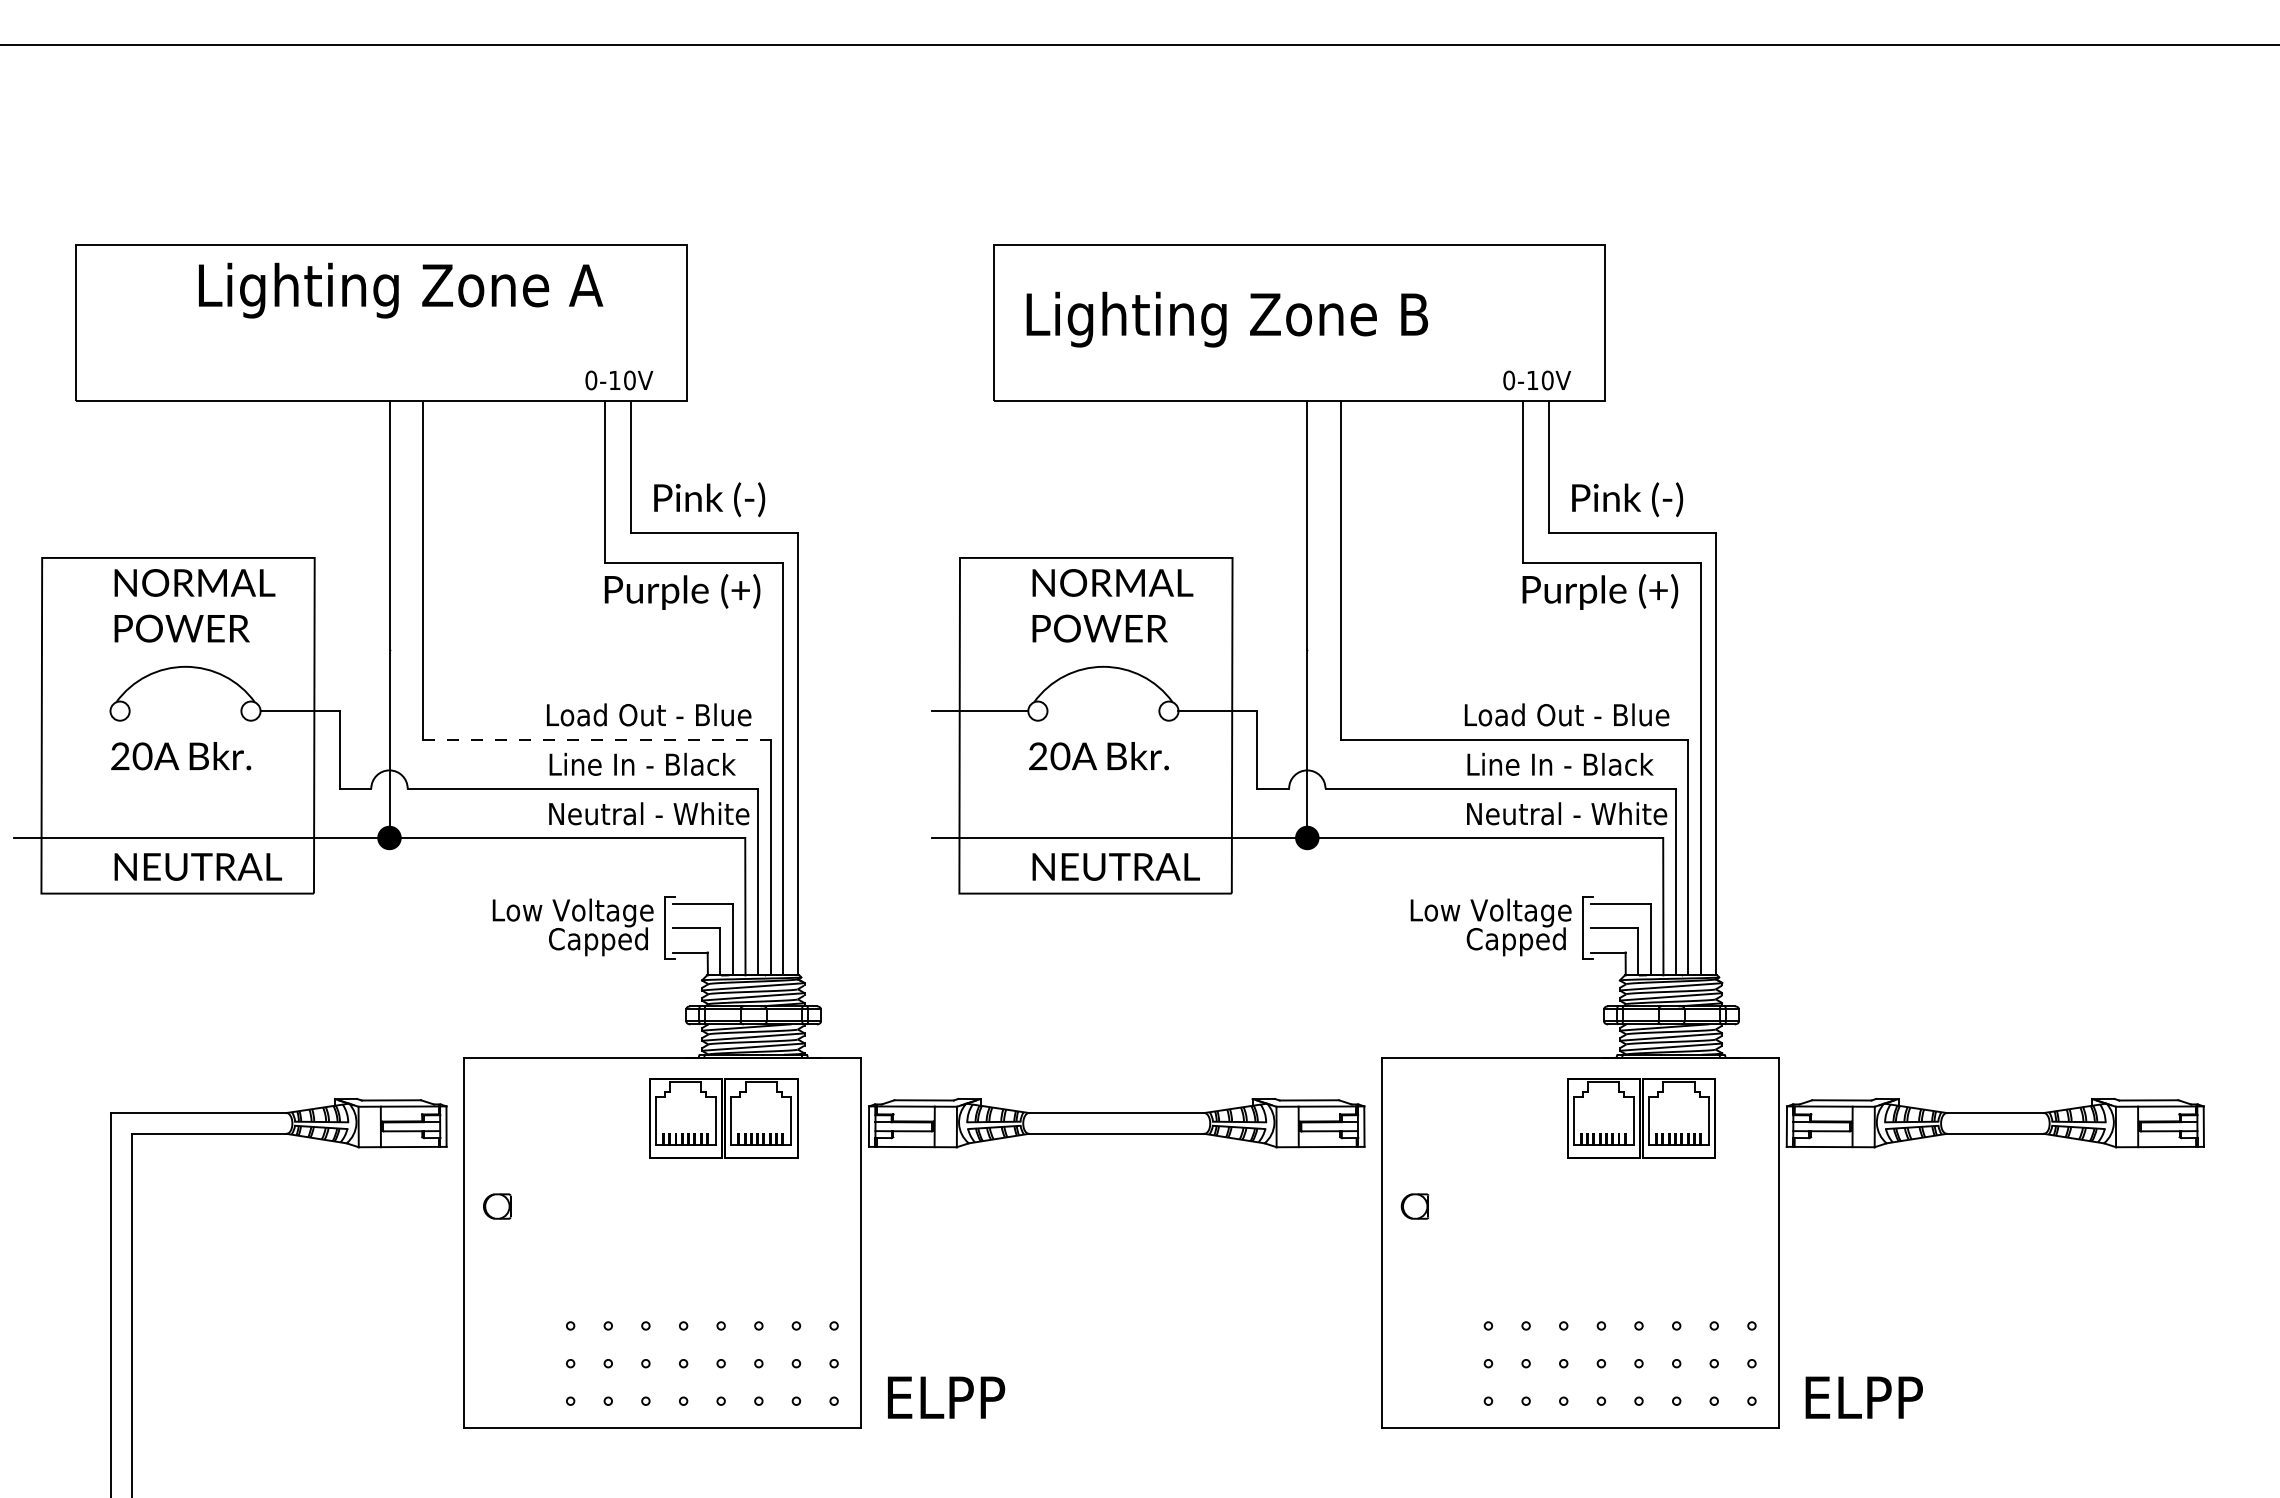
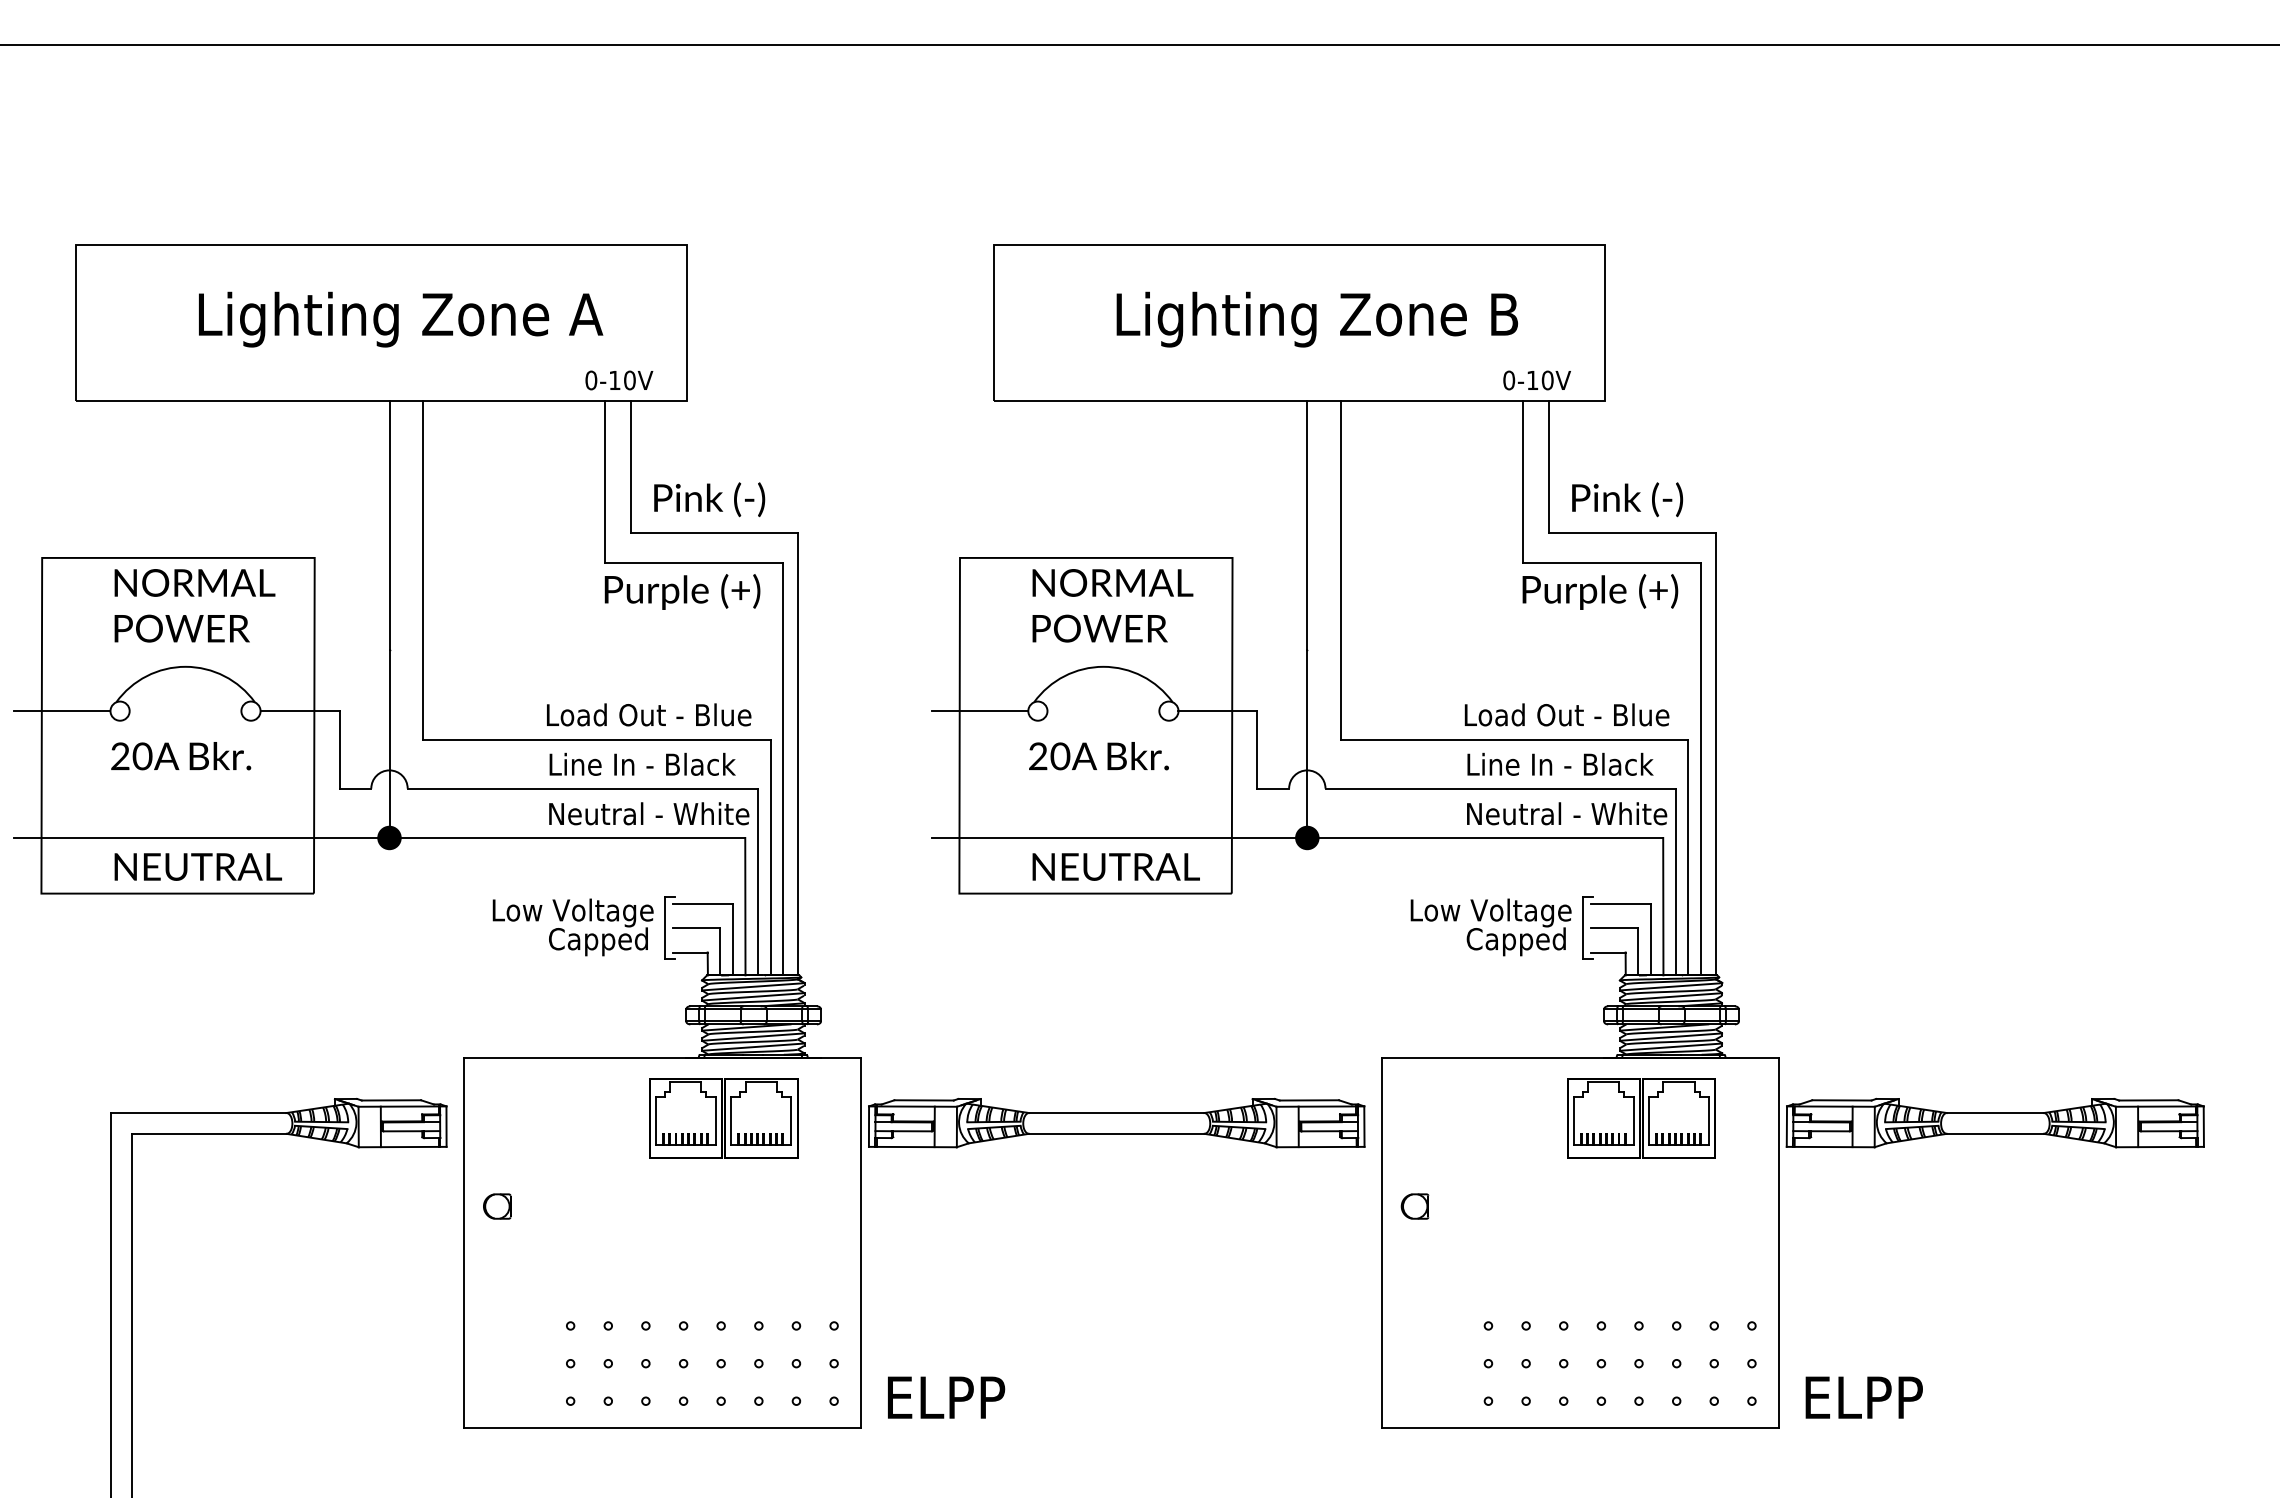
text position: (401, 290) -> (401, 319) (401, 319)
text position: (1226, 319) -> (1316, 319) (1316, 319)
line: none -> present (61, 711)
line: dashed -> solid (596, 740)
